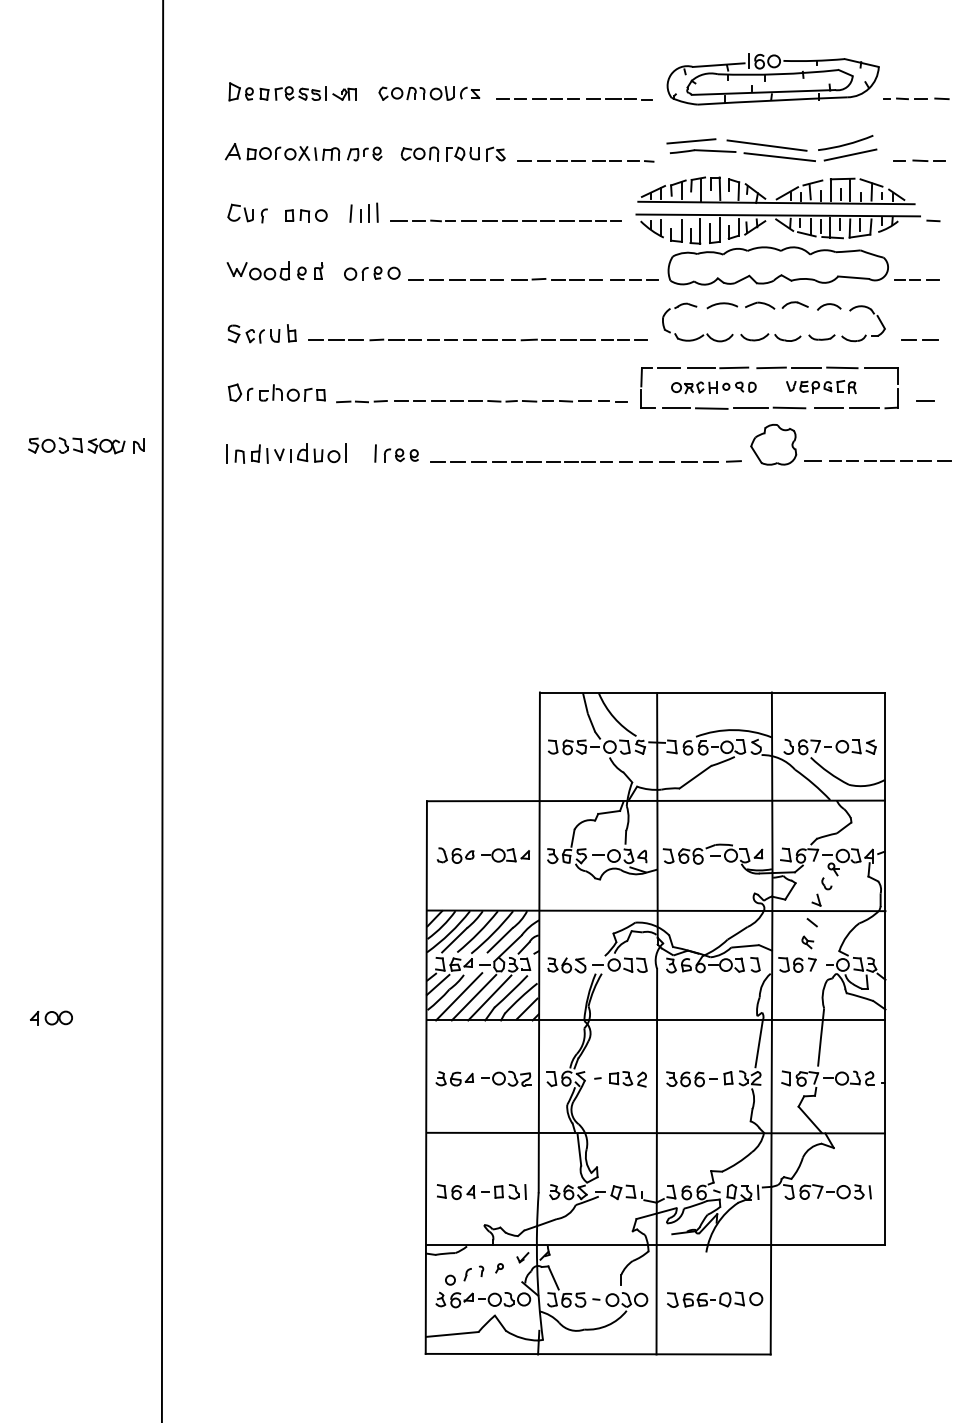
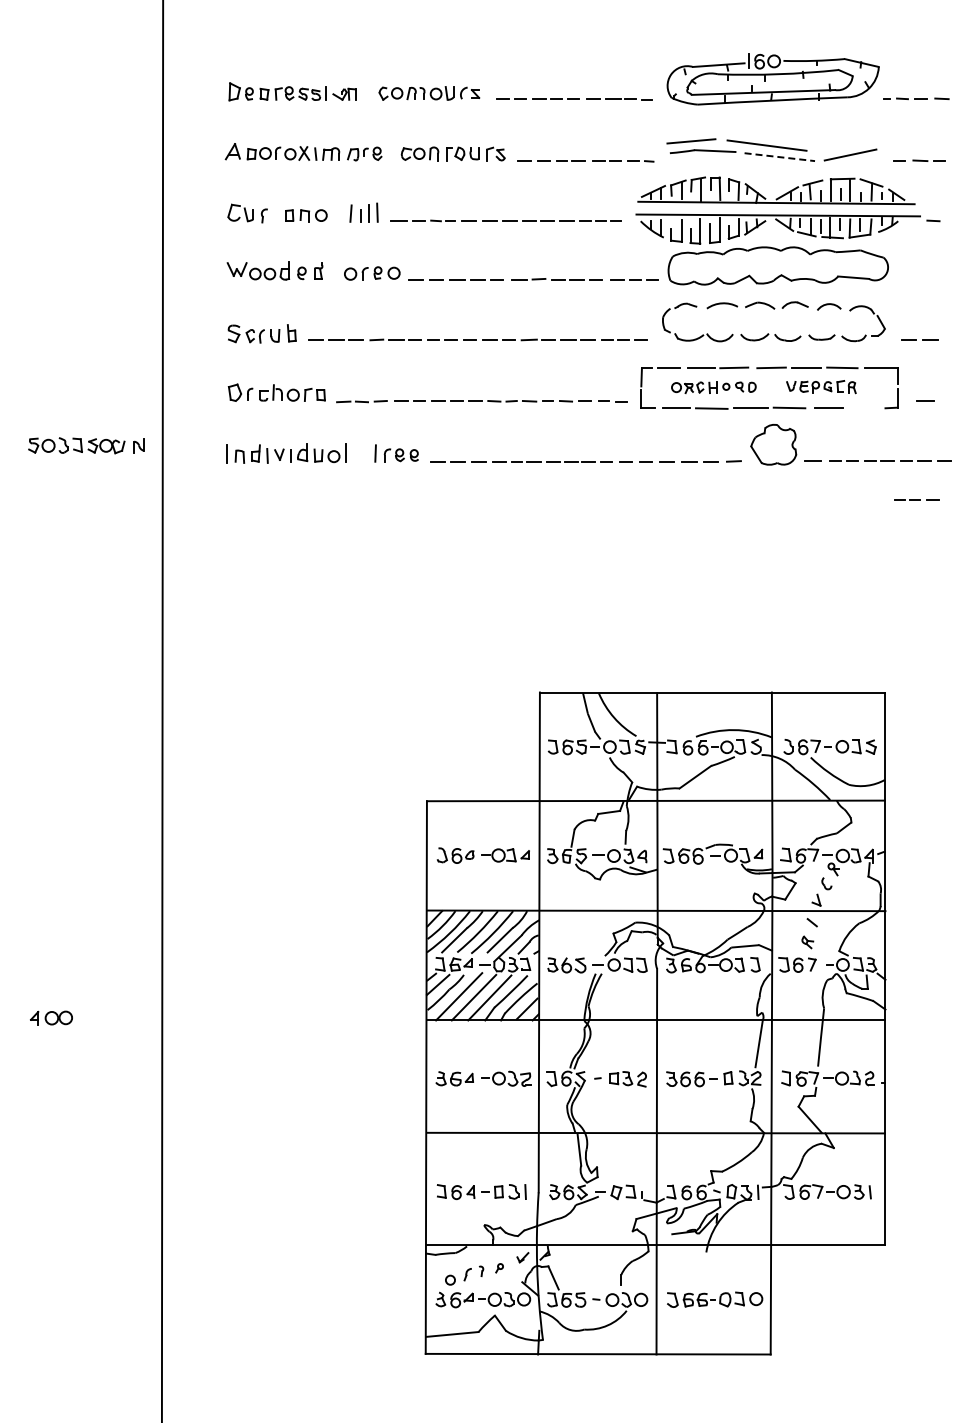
arc: present -> none (845, 143)
line: solid -> dashed (780, 157)
line position: (916, 279) -> (916, 499) (916, 499)
line: present -> none (863, 408)
